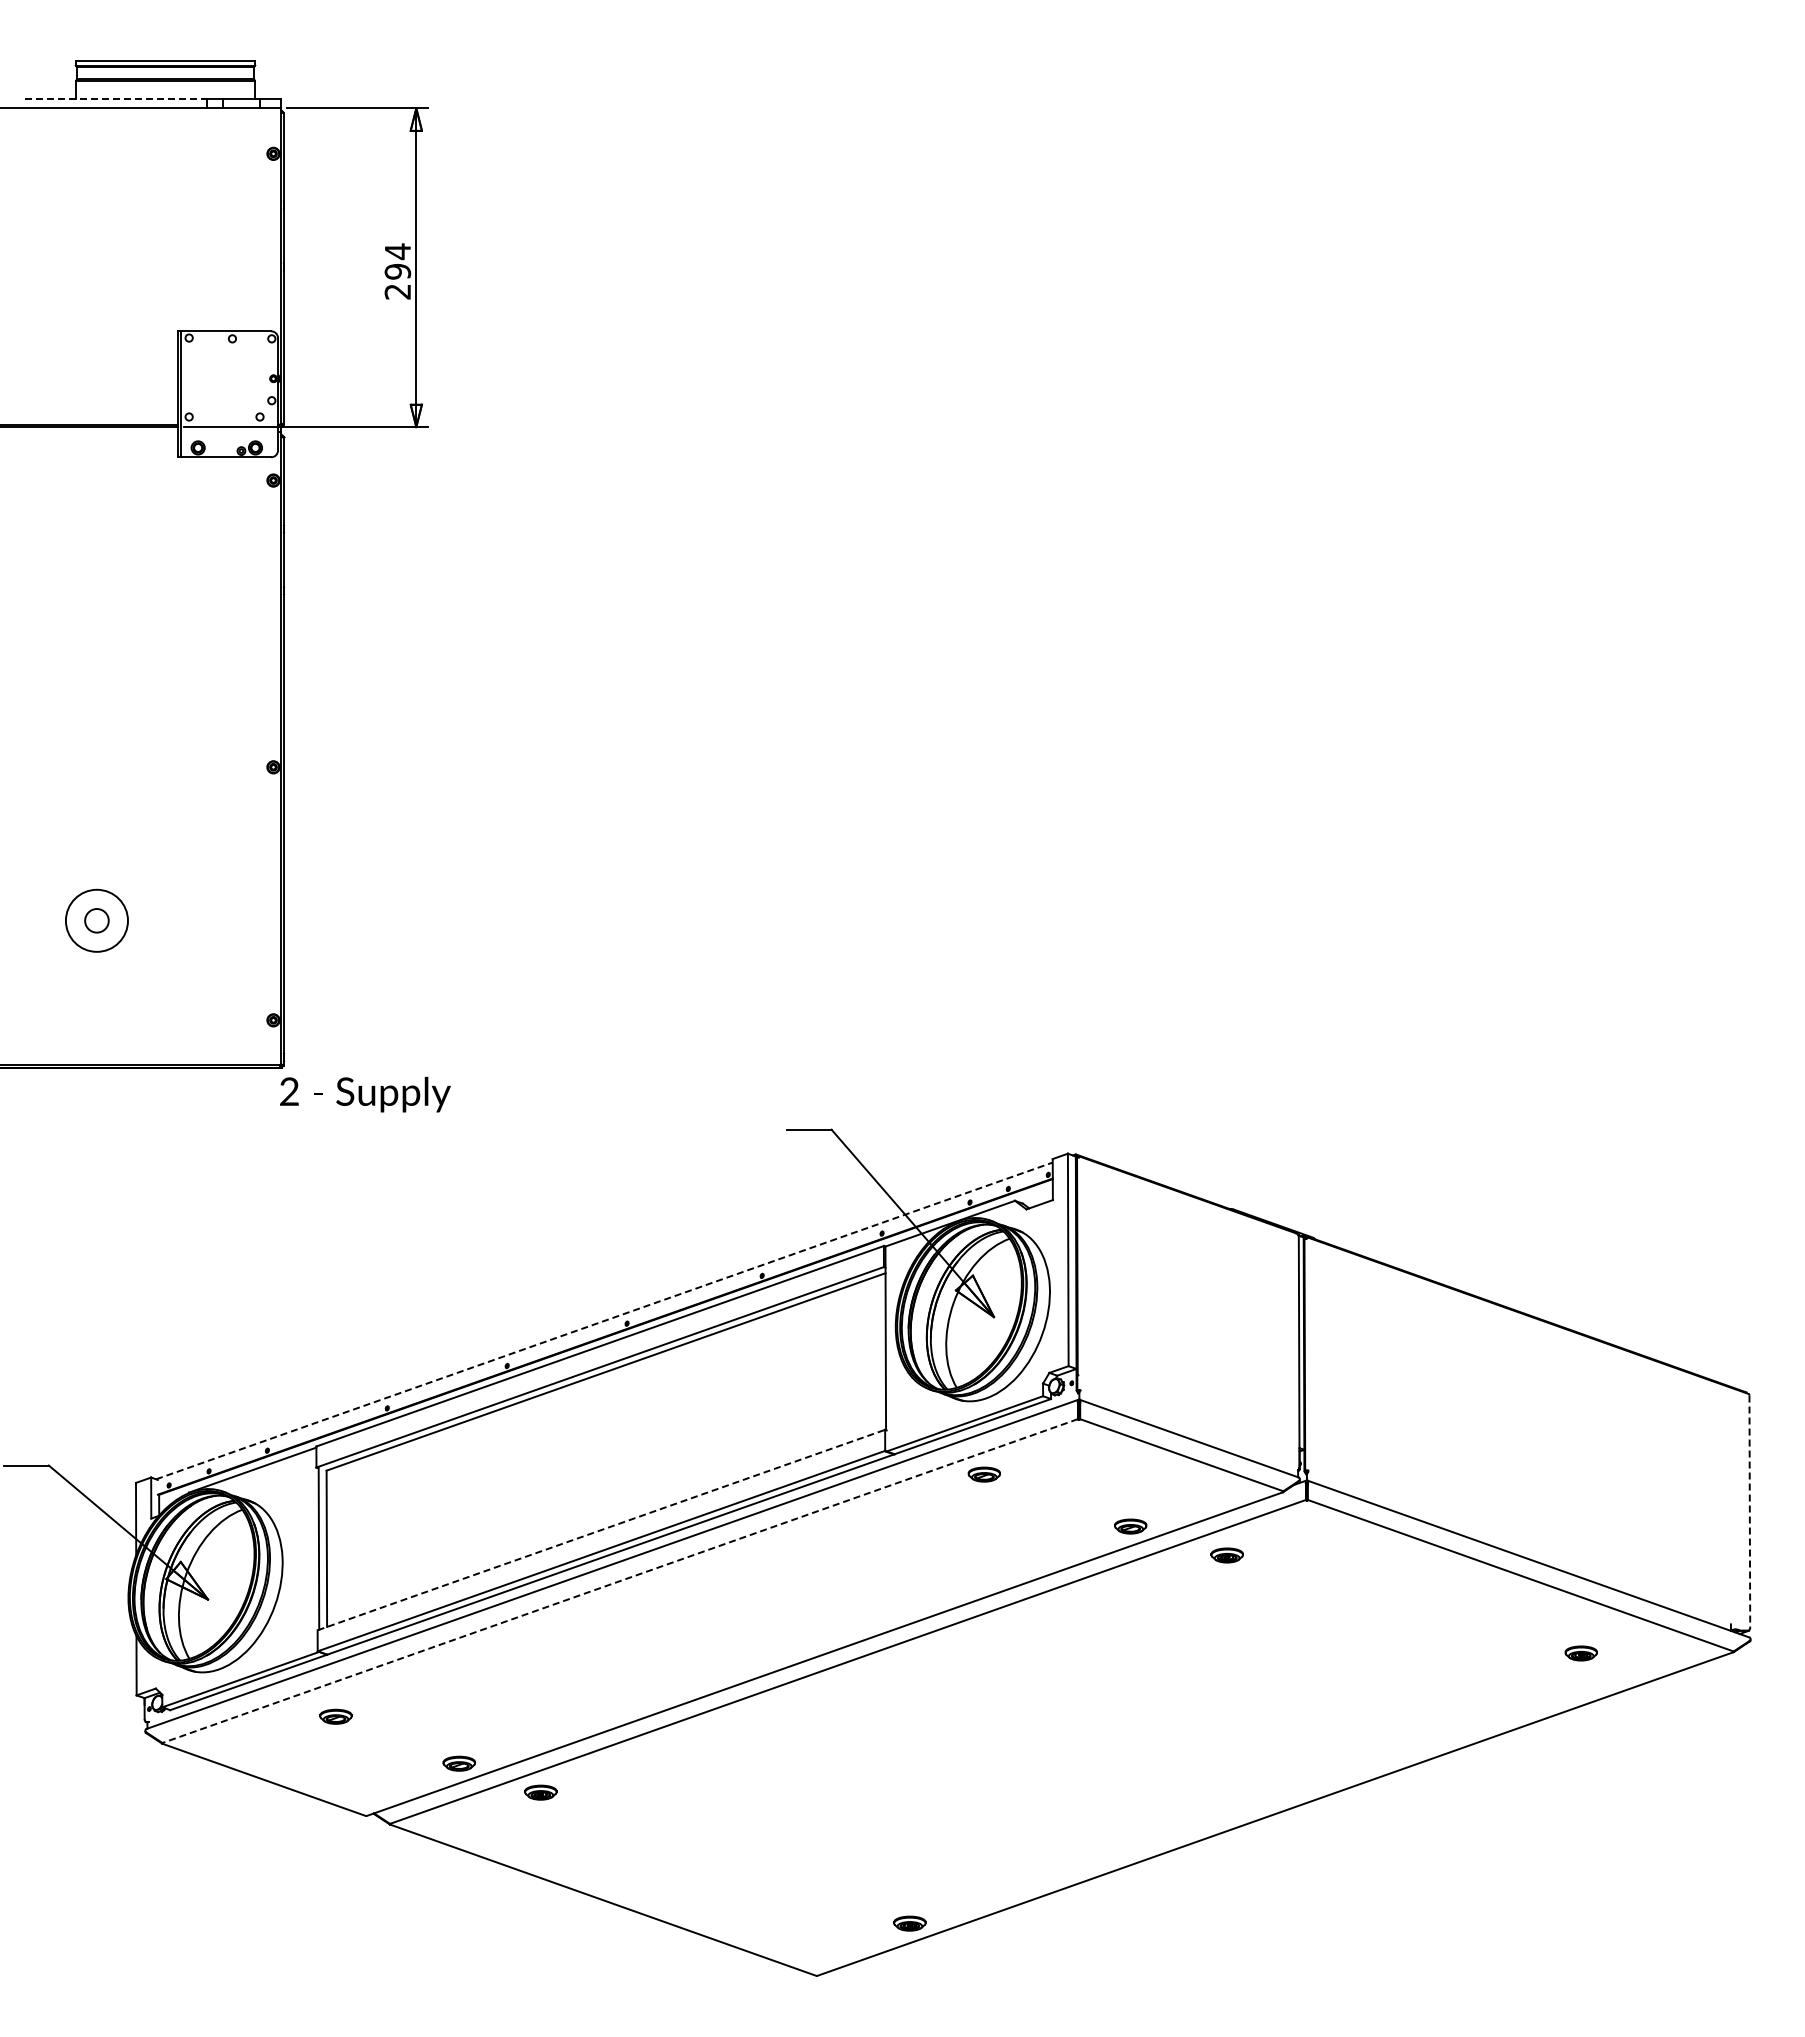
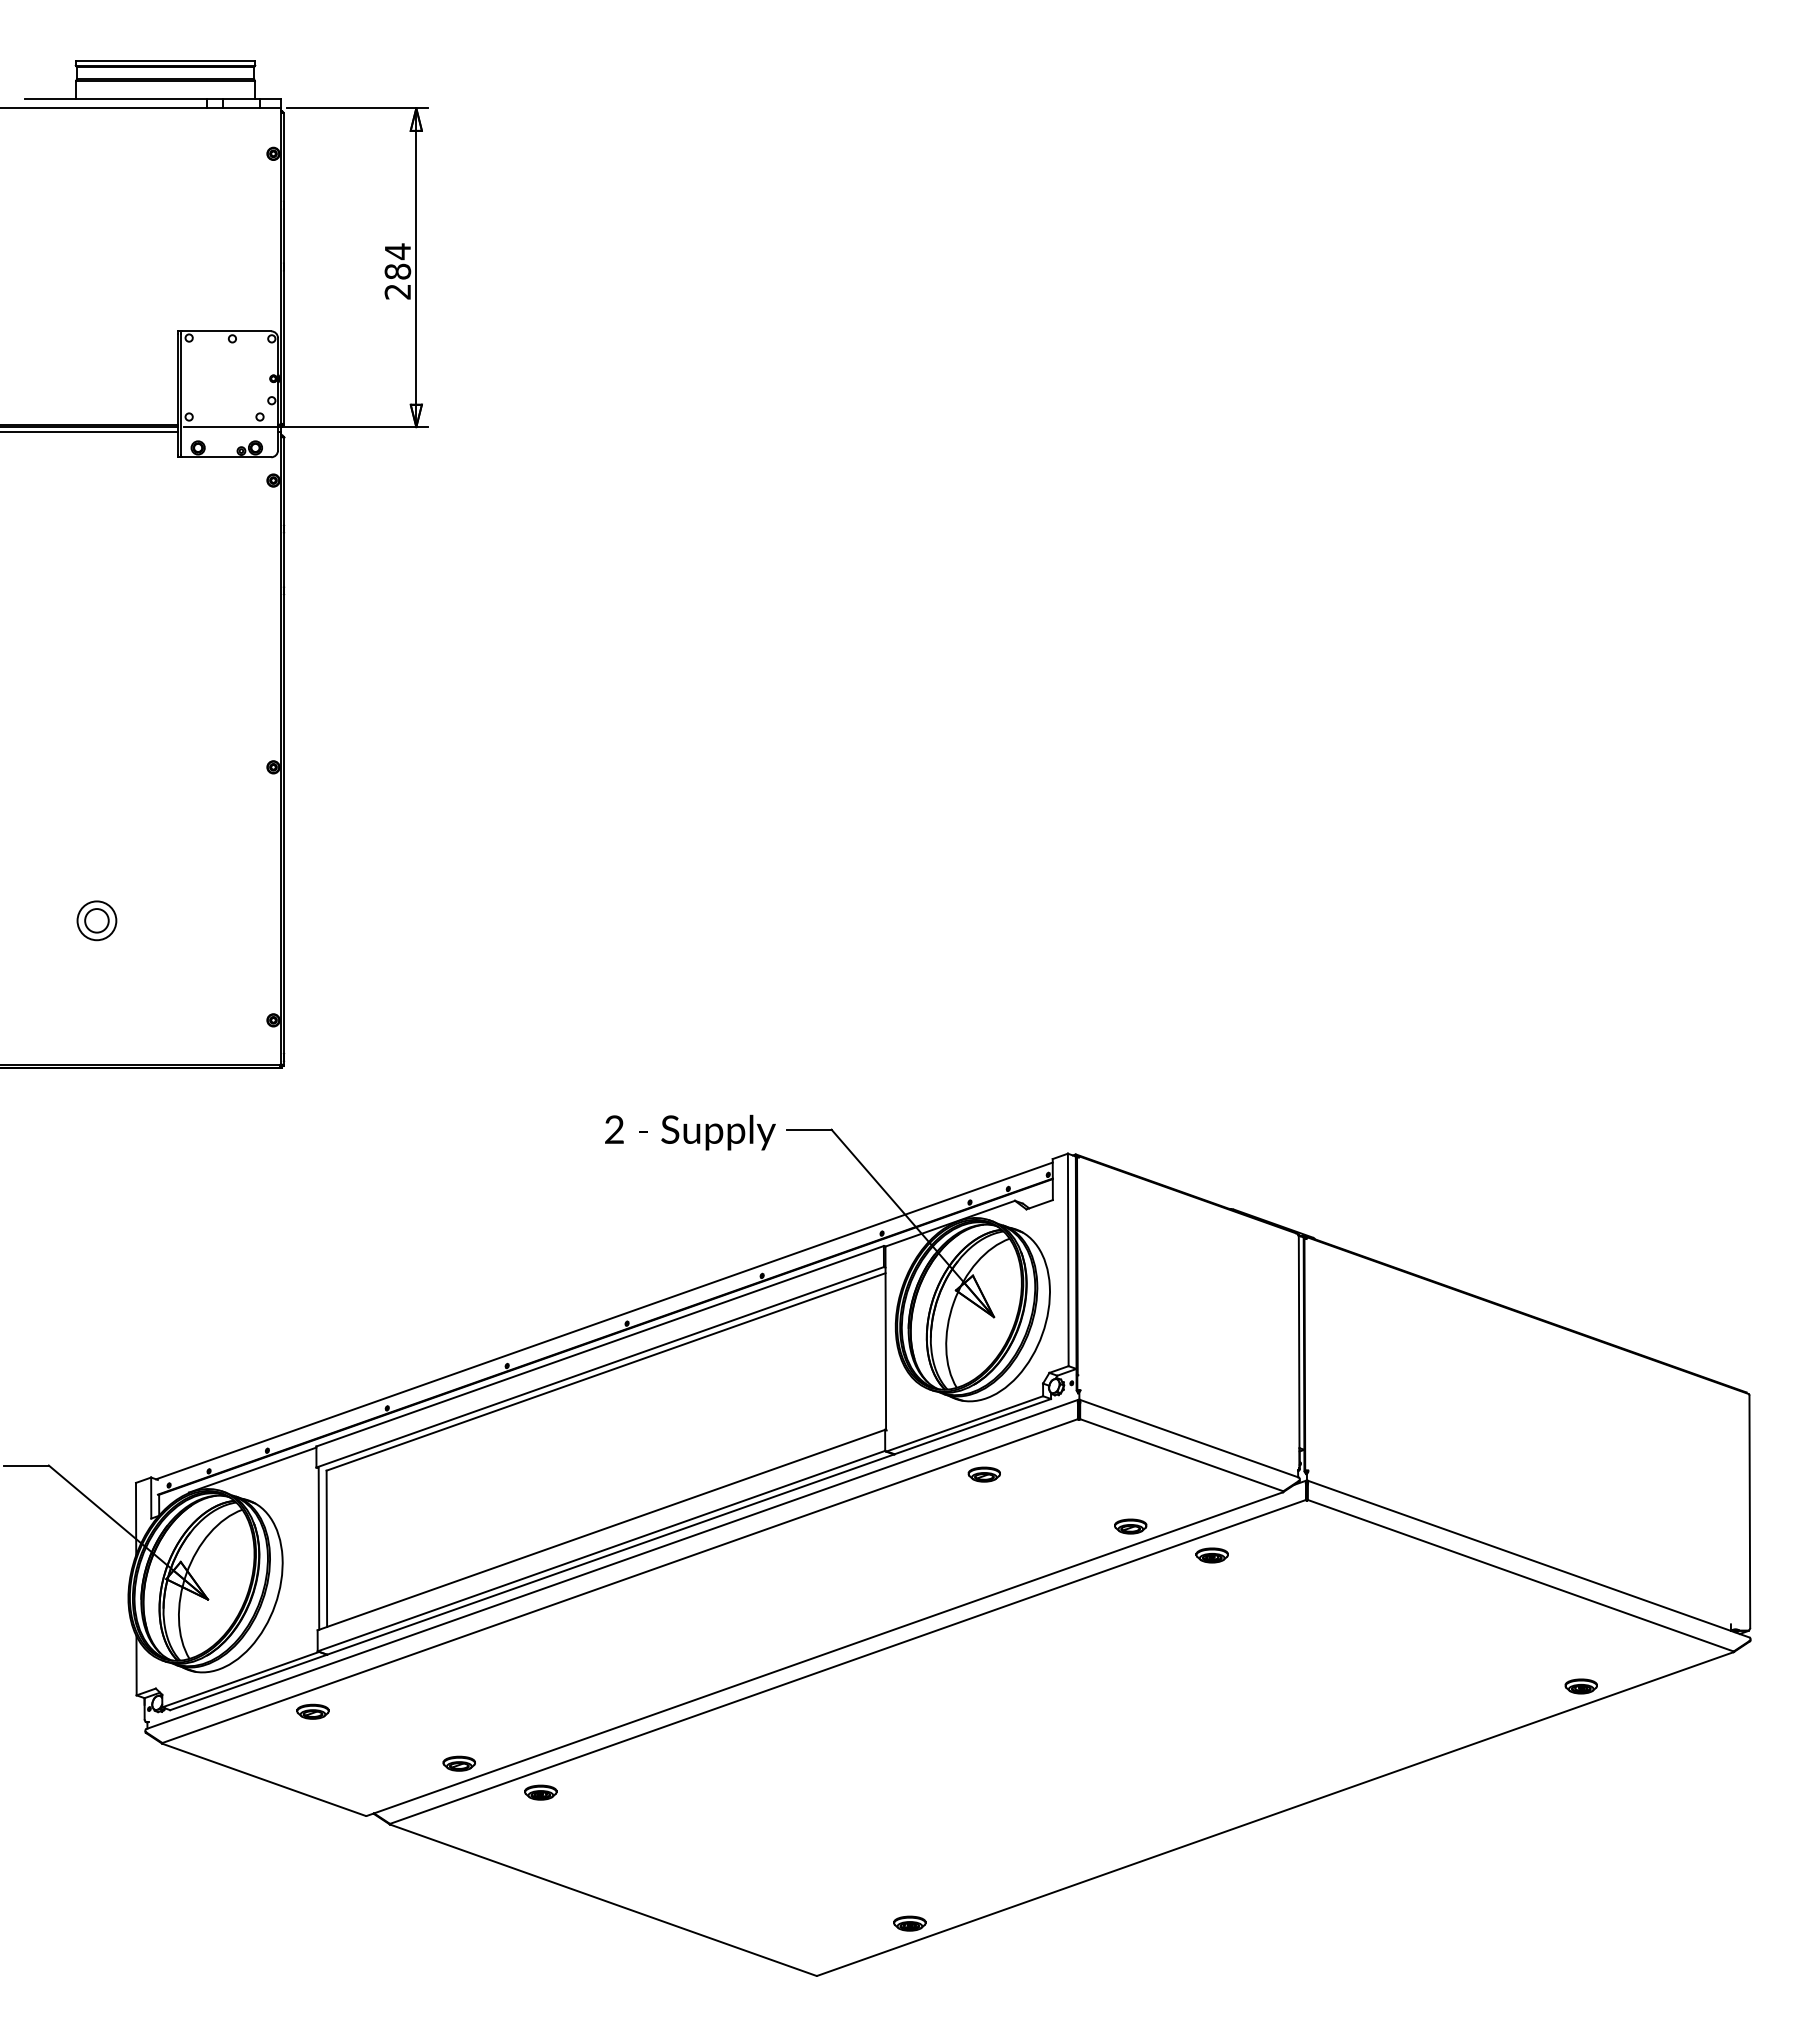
line: dashed -> solid (116, 98)
text: 294 -> 284 (397, 271)
line: none -> present (90, 432)
circle diameter: 62 px -> 39 px (96, 920)
text position: (365, 1094) -> (690, 1132) (690, 1132)
line: dashed -> solid (604, 1320)
line: dashed -> solid (1749, 1512)
line: dashed -> solid (601, 1530)
part position: (1226, 1555) -> (1211, 1555) (1211, 1555)
line: dashed -> solid (620, 1581)
part position: (1580, 1653) -> (1580, 1686) (1580, 1686)
part position: (335, 1716) -> (312, 1711) (312, 1711)
